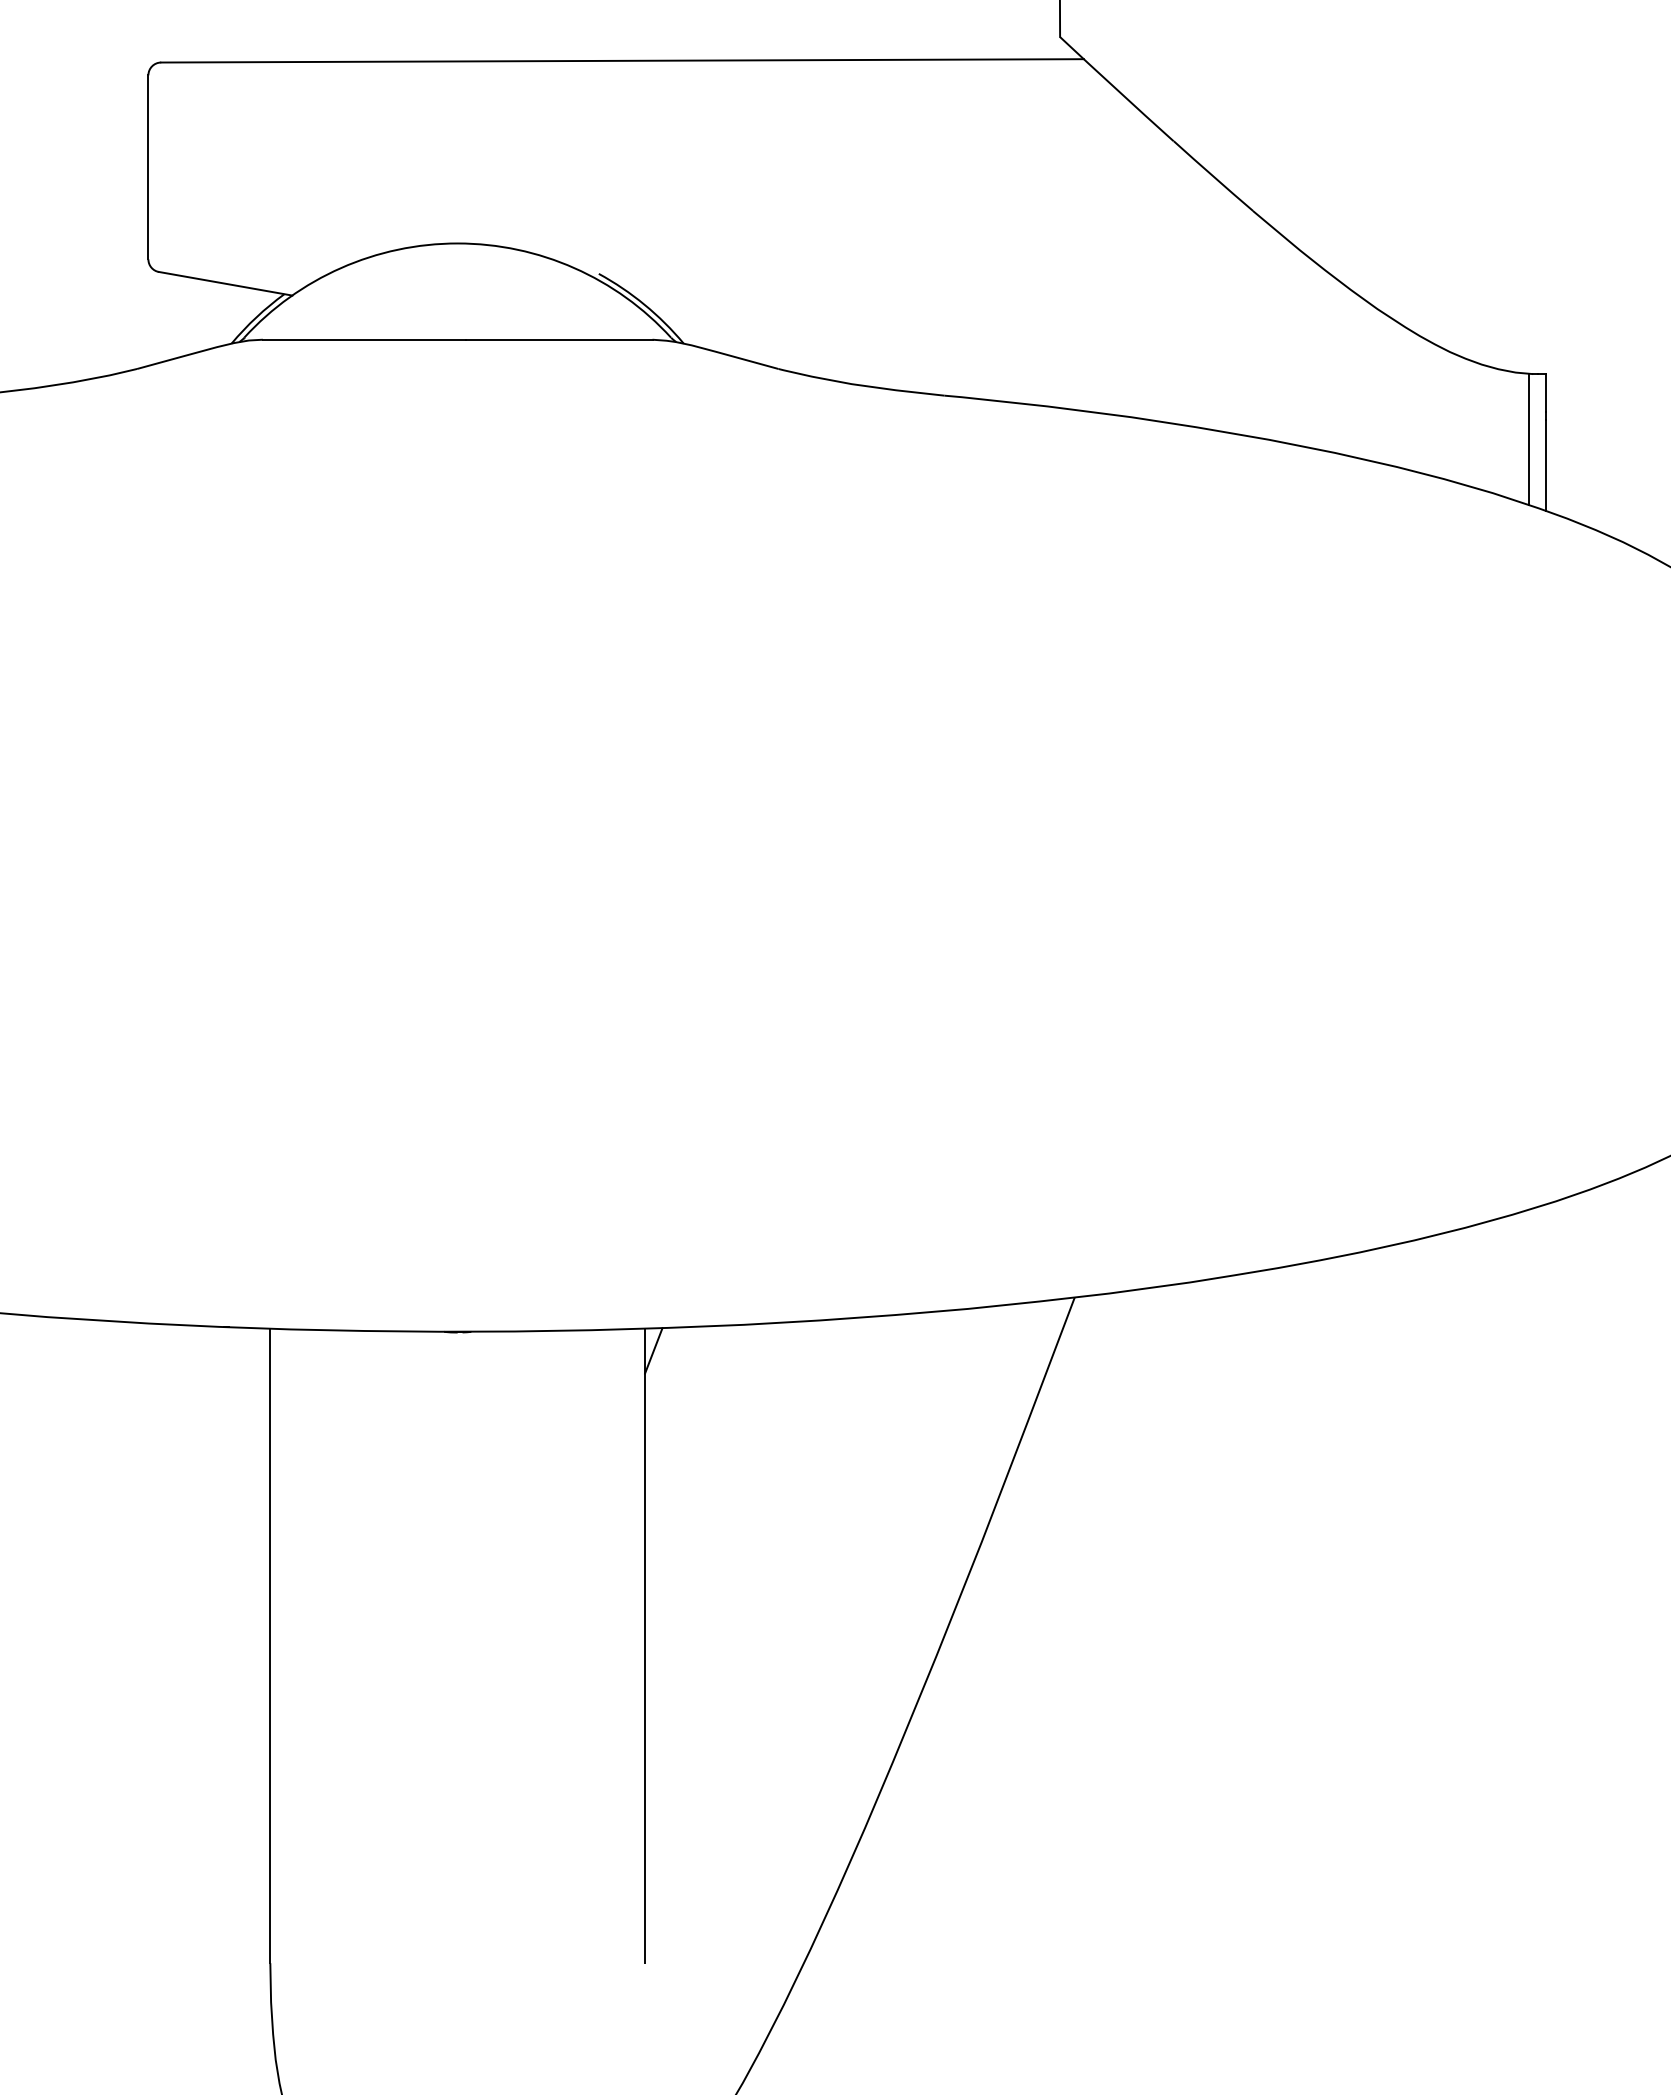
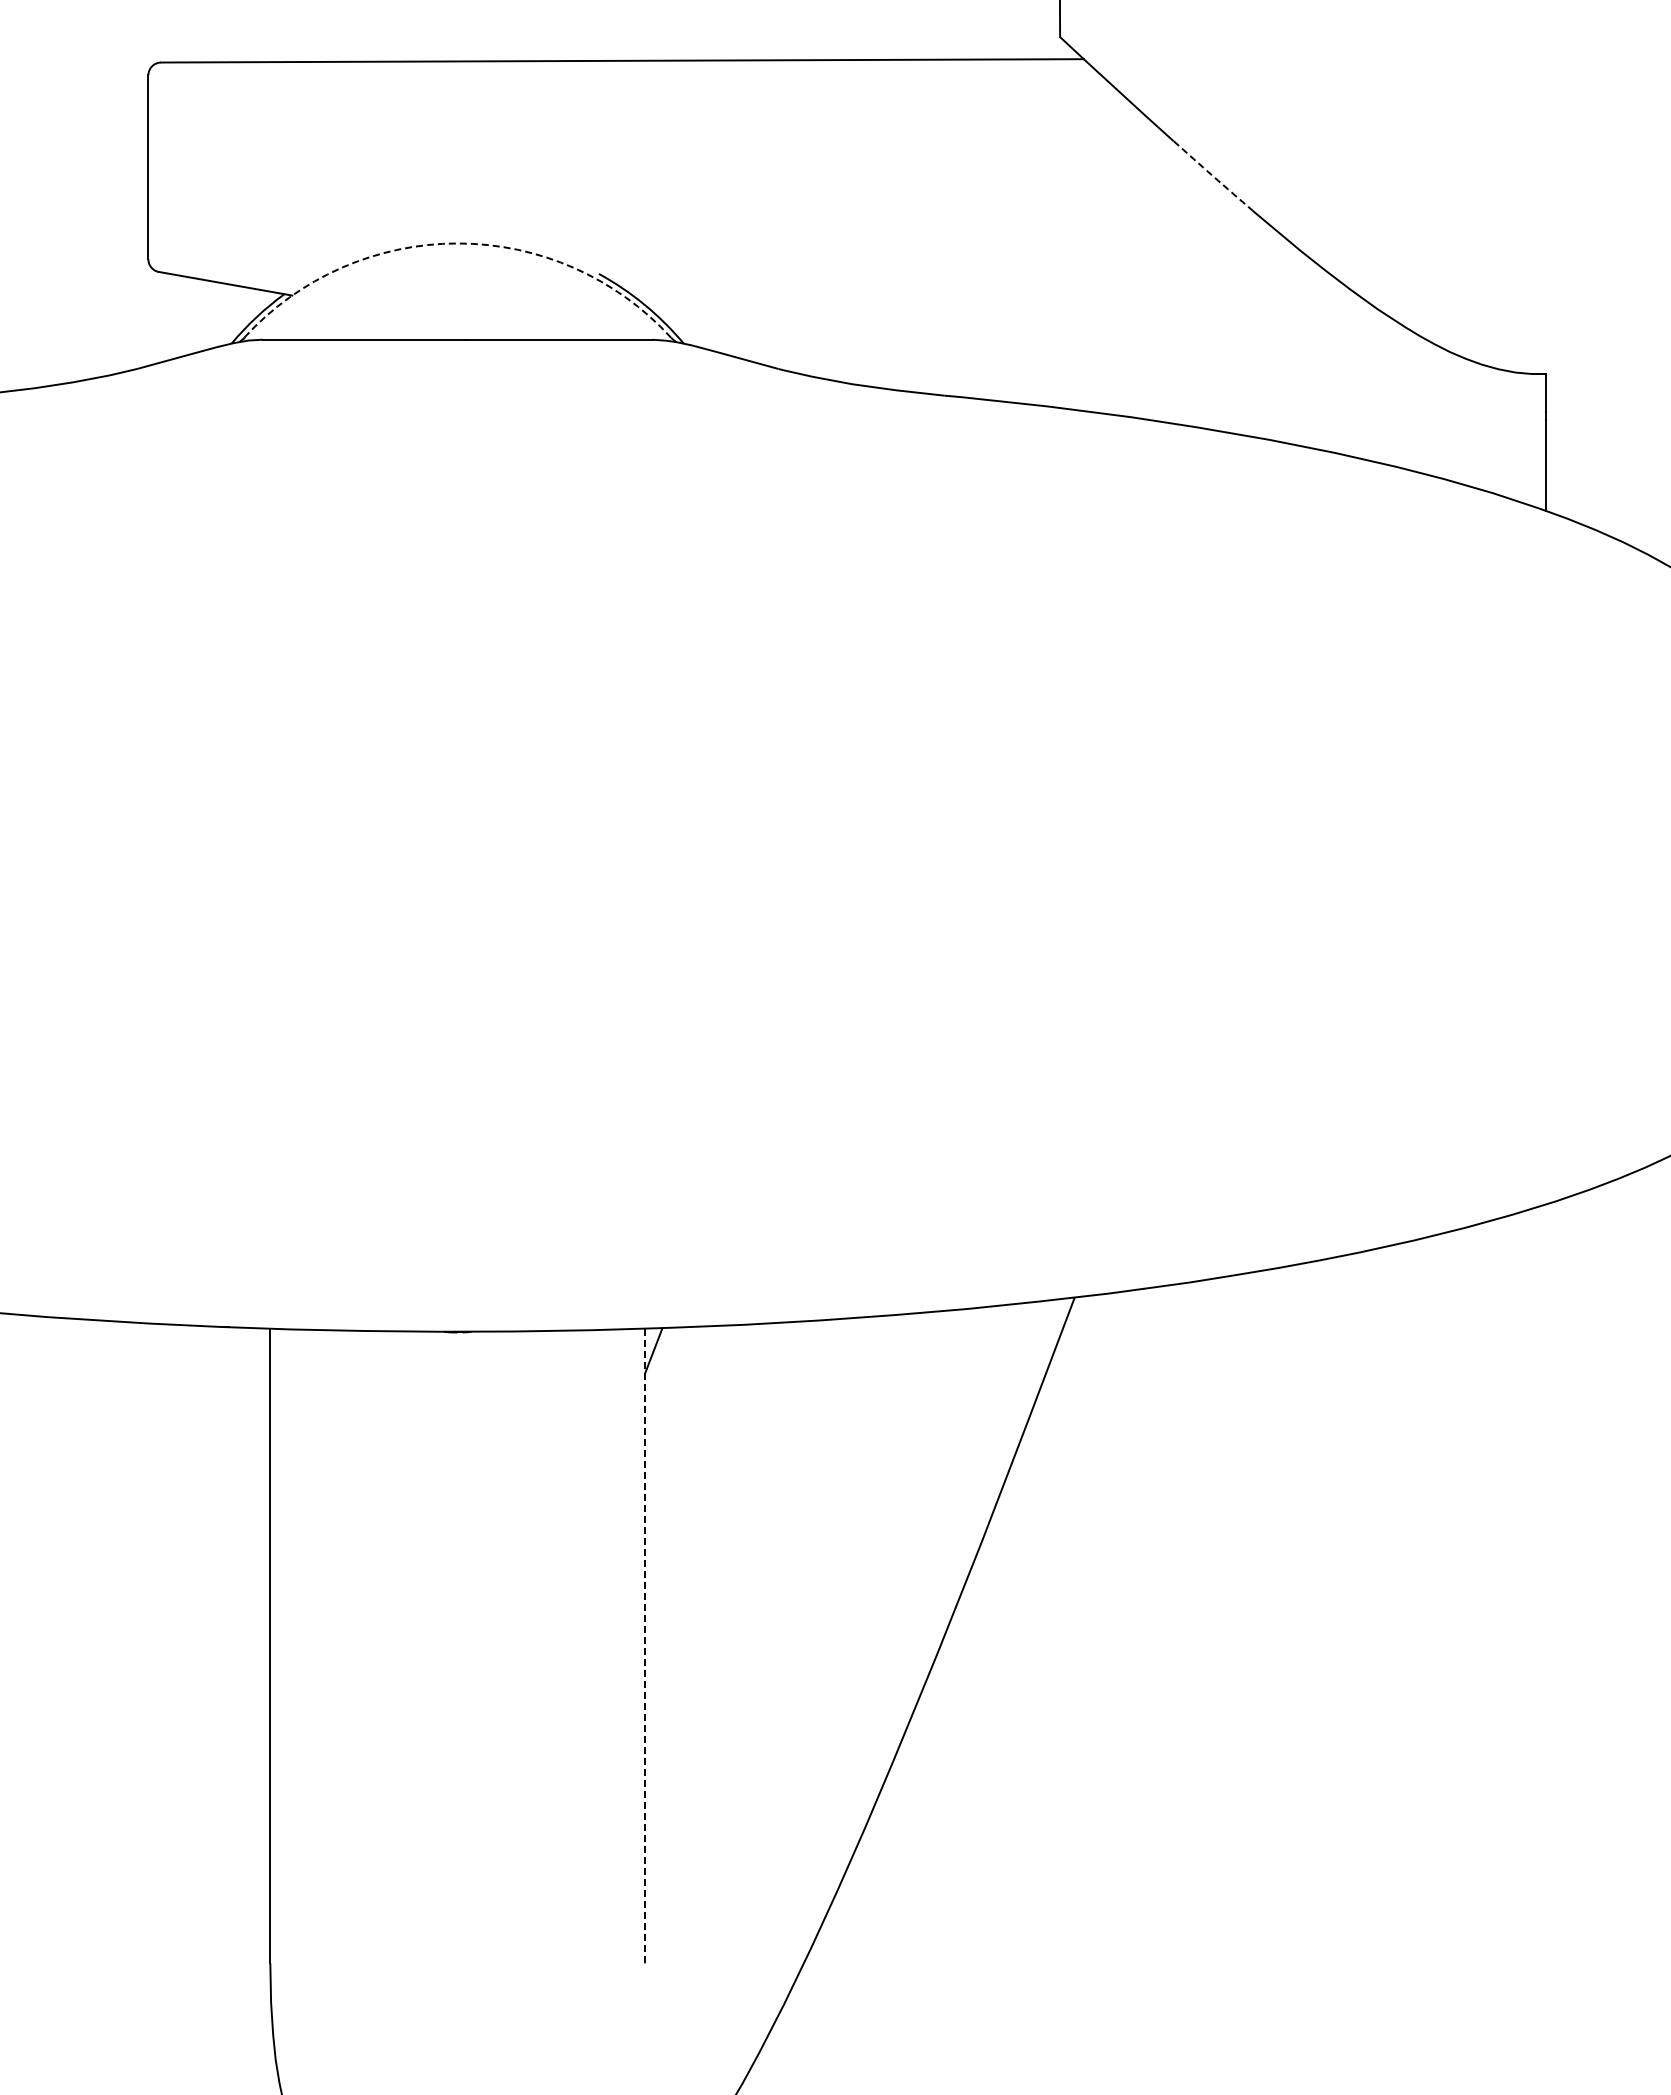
arc: solid -> dashed (1213, 176)
arc: solid -> dashed (457, 243)
line: present -> none (1529, 439)
line: solid -> dashed (645, 1646)
